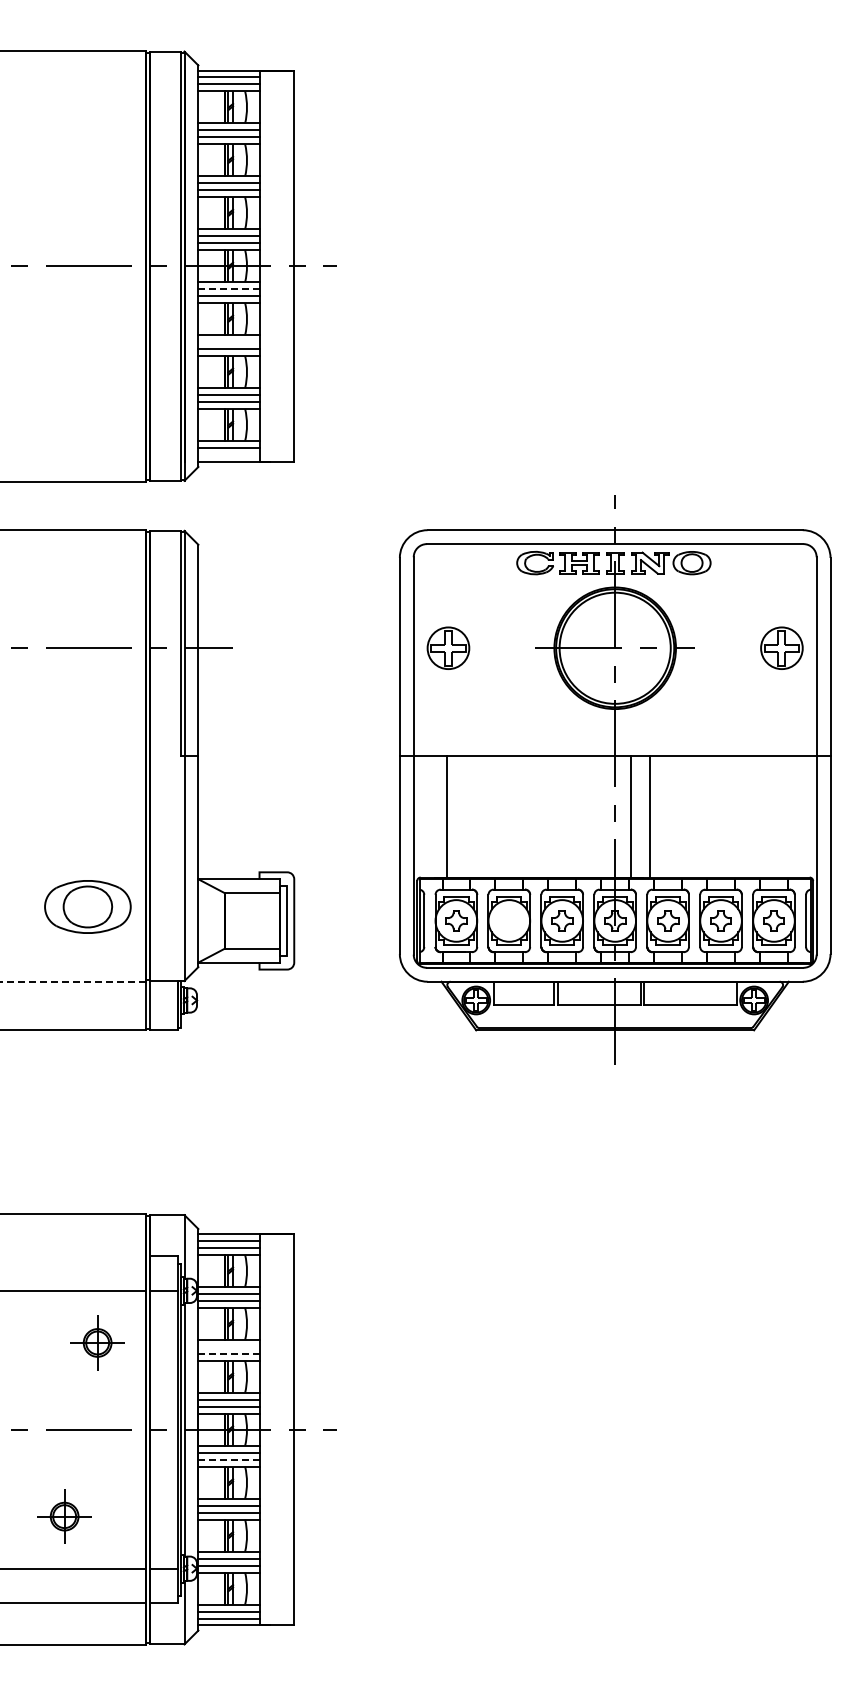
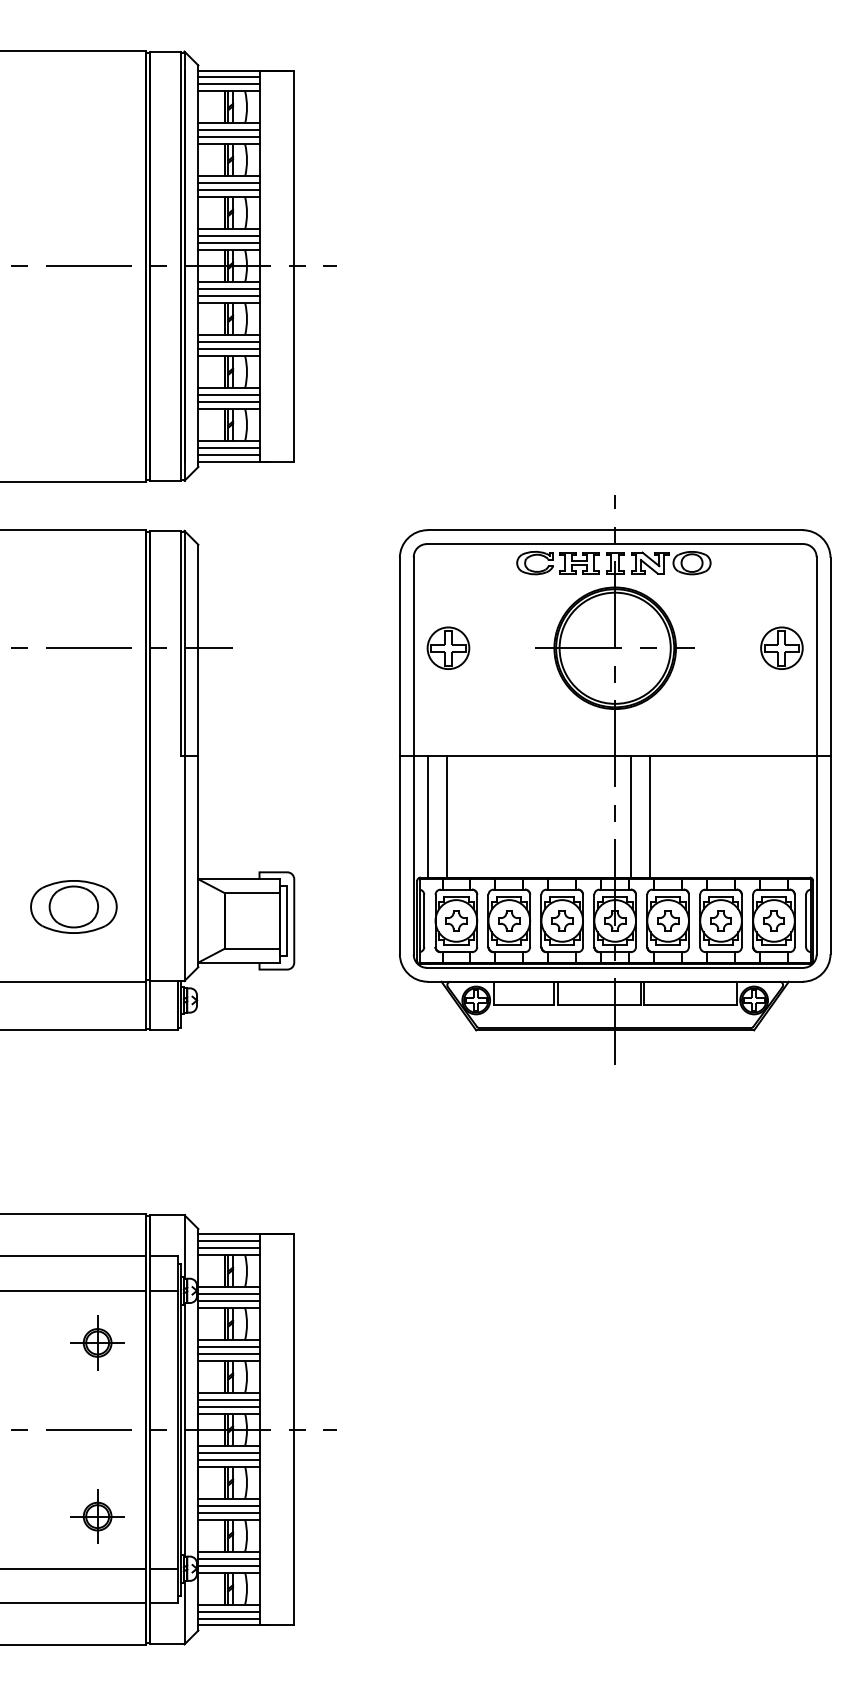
line: dashed -> solid (228, 289)
line: none -> present (228, 342)
line: none -> present (228, 454)
line: none -> present (427, 816)
part position: (87, 906) -> (73, 906) (73, 906)
part: none -> present (509, 920)
line: dashed -> solid (73, 981)
line: none -> present (74, 1256)
line: none -> present (228, 1346)
line: dashed -> solid (228, 1353)
line: dashed -> solid (228, 1459)
part position: (64, 1516) -> (97, 1516) (97, 1516)
